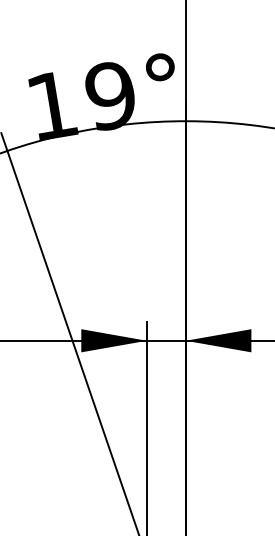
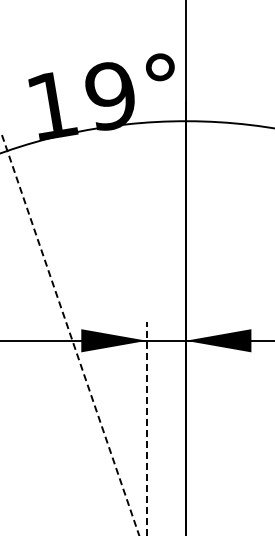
line: solid -> dashed (70, 333)
line: solid -> dashed (146, 428)
